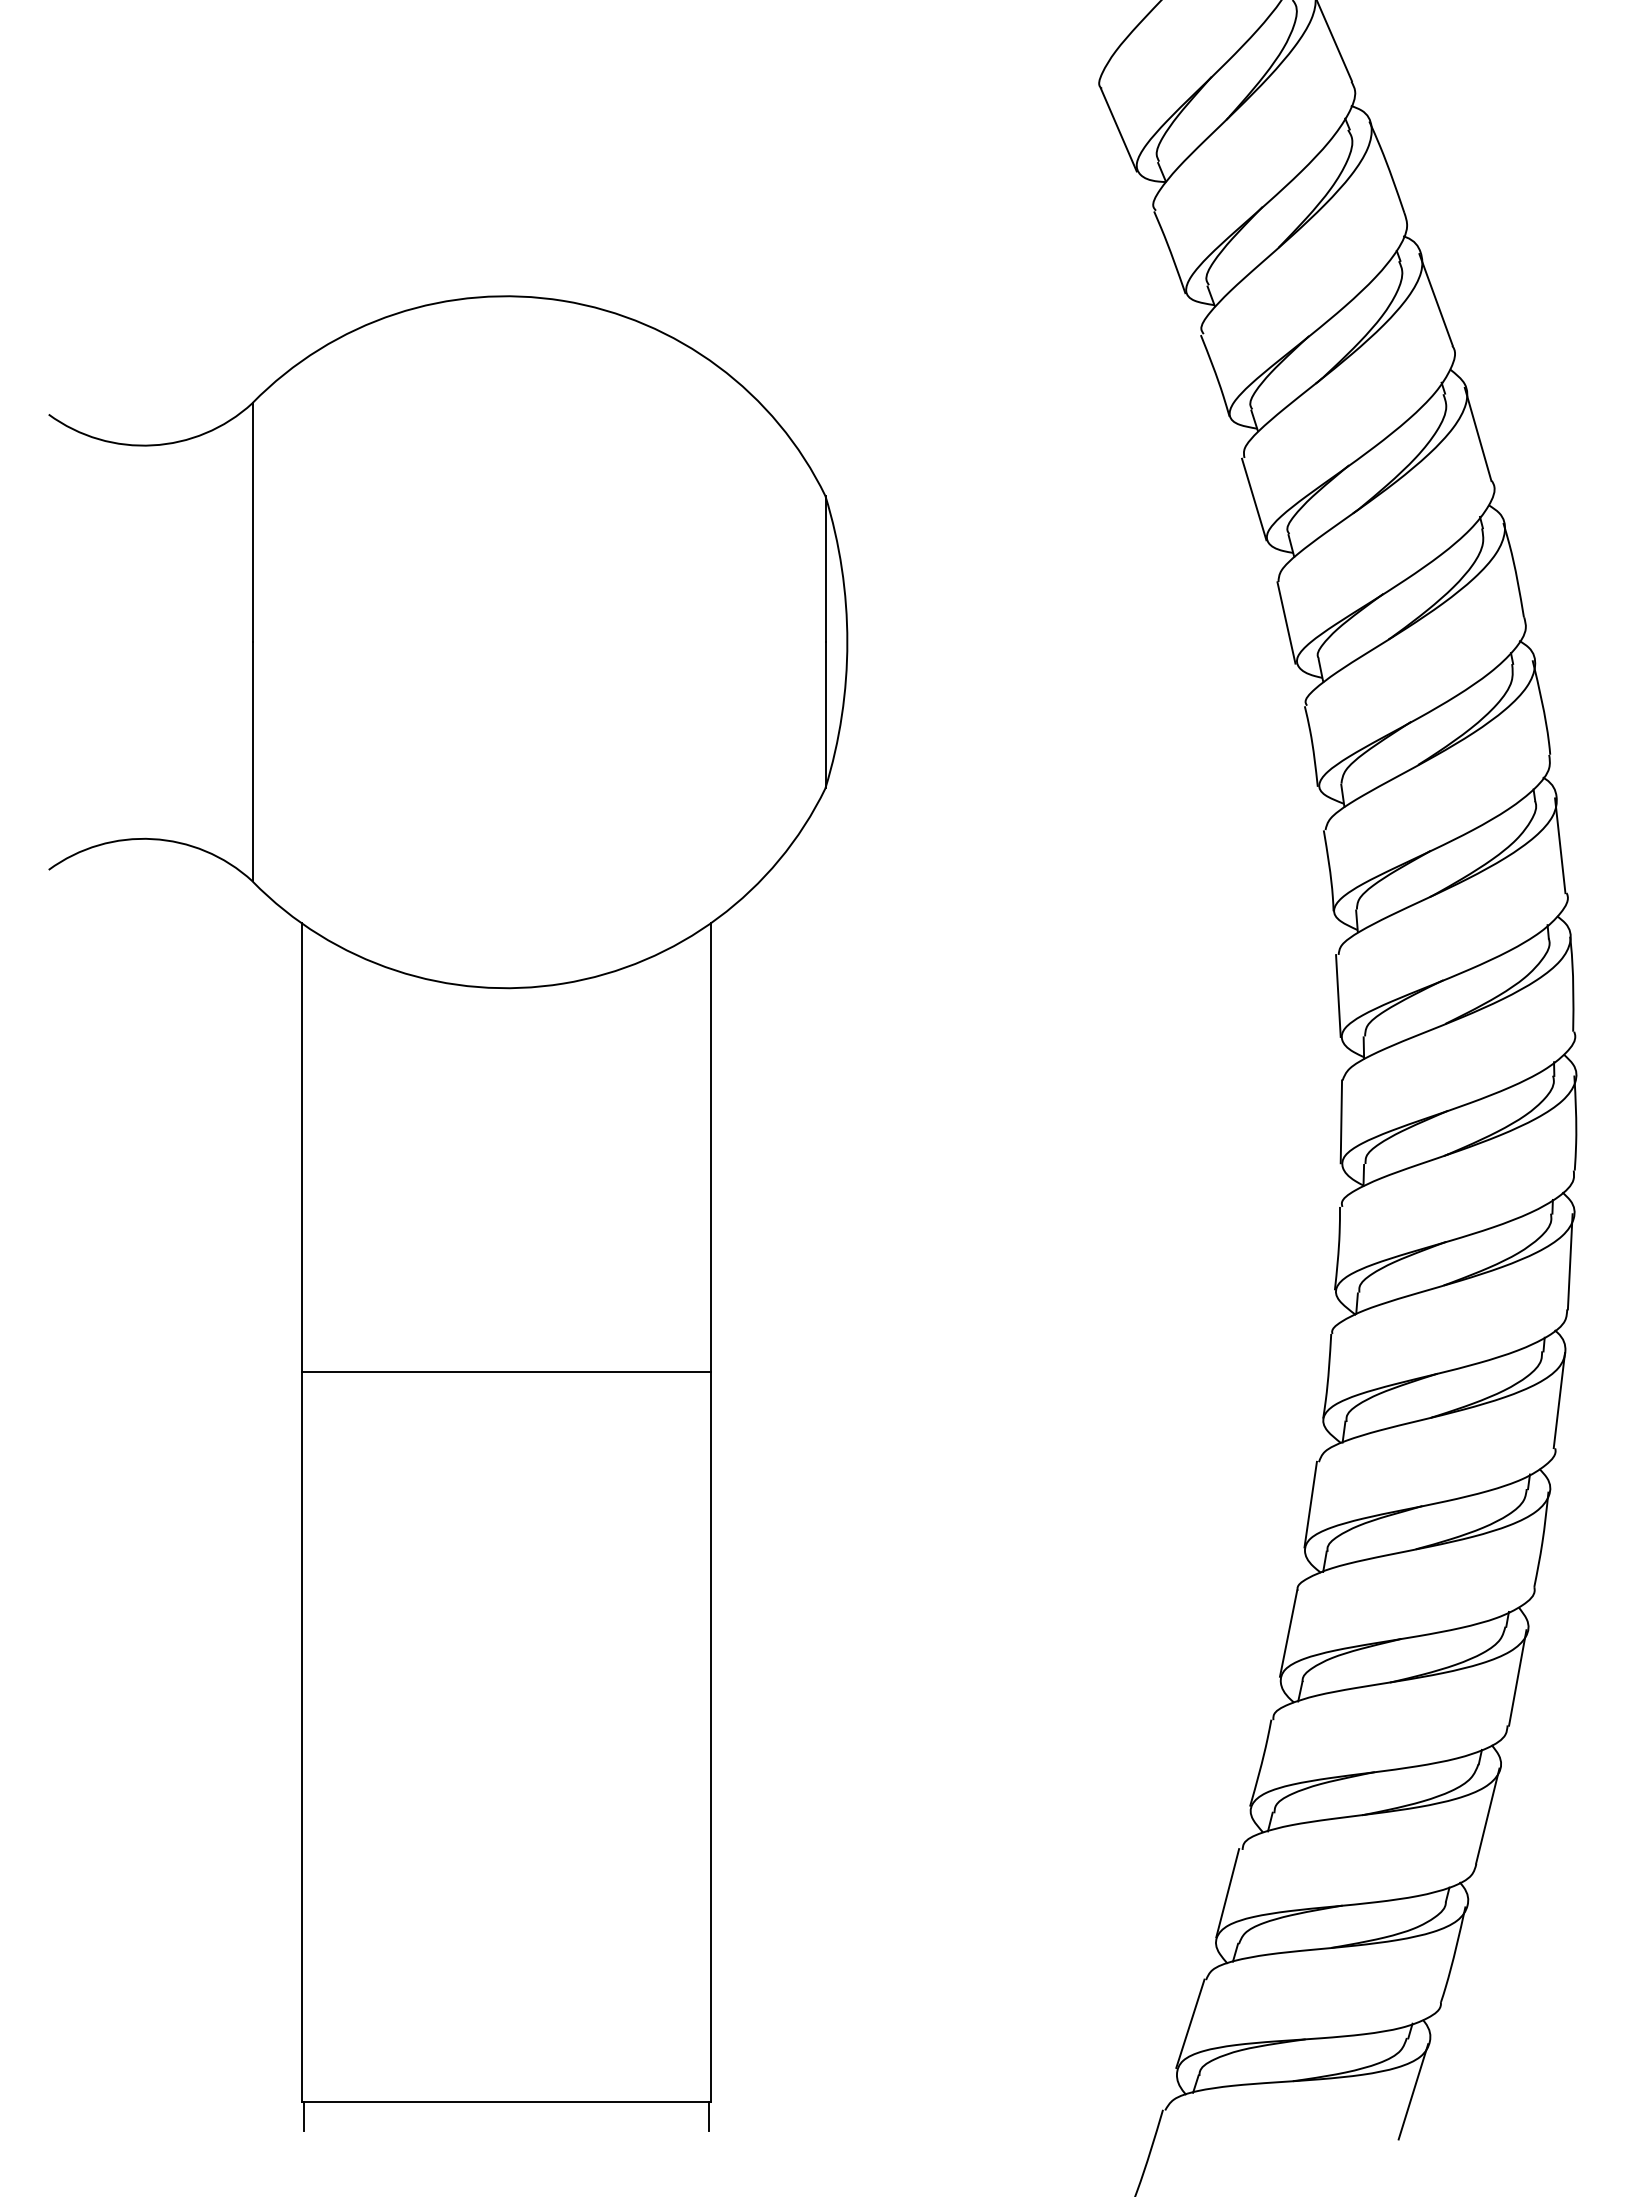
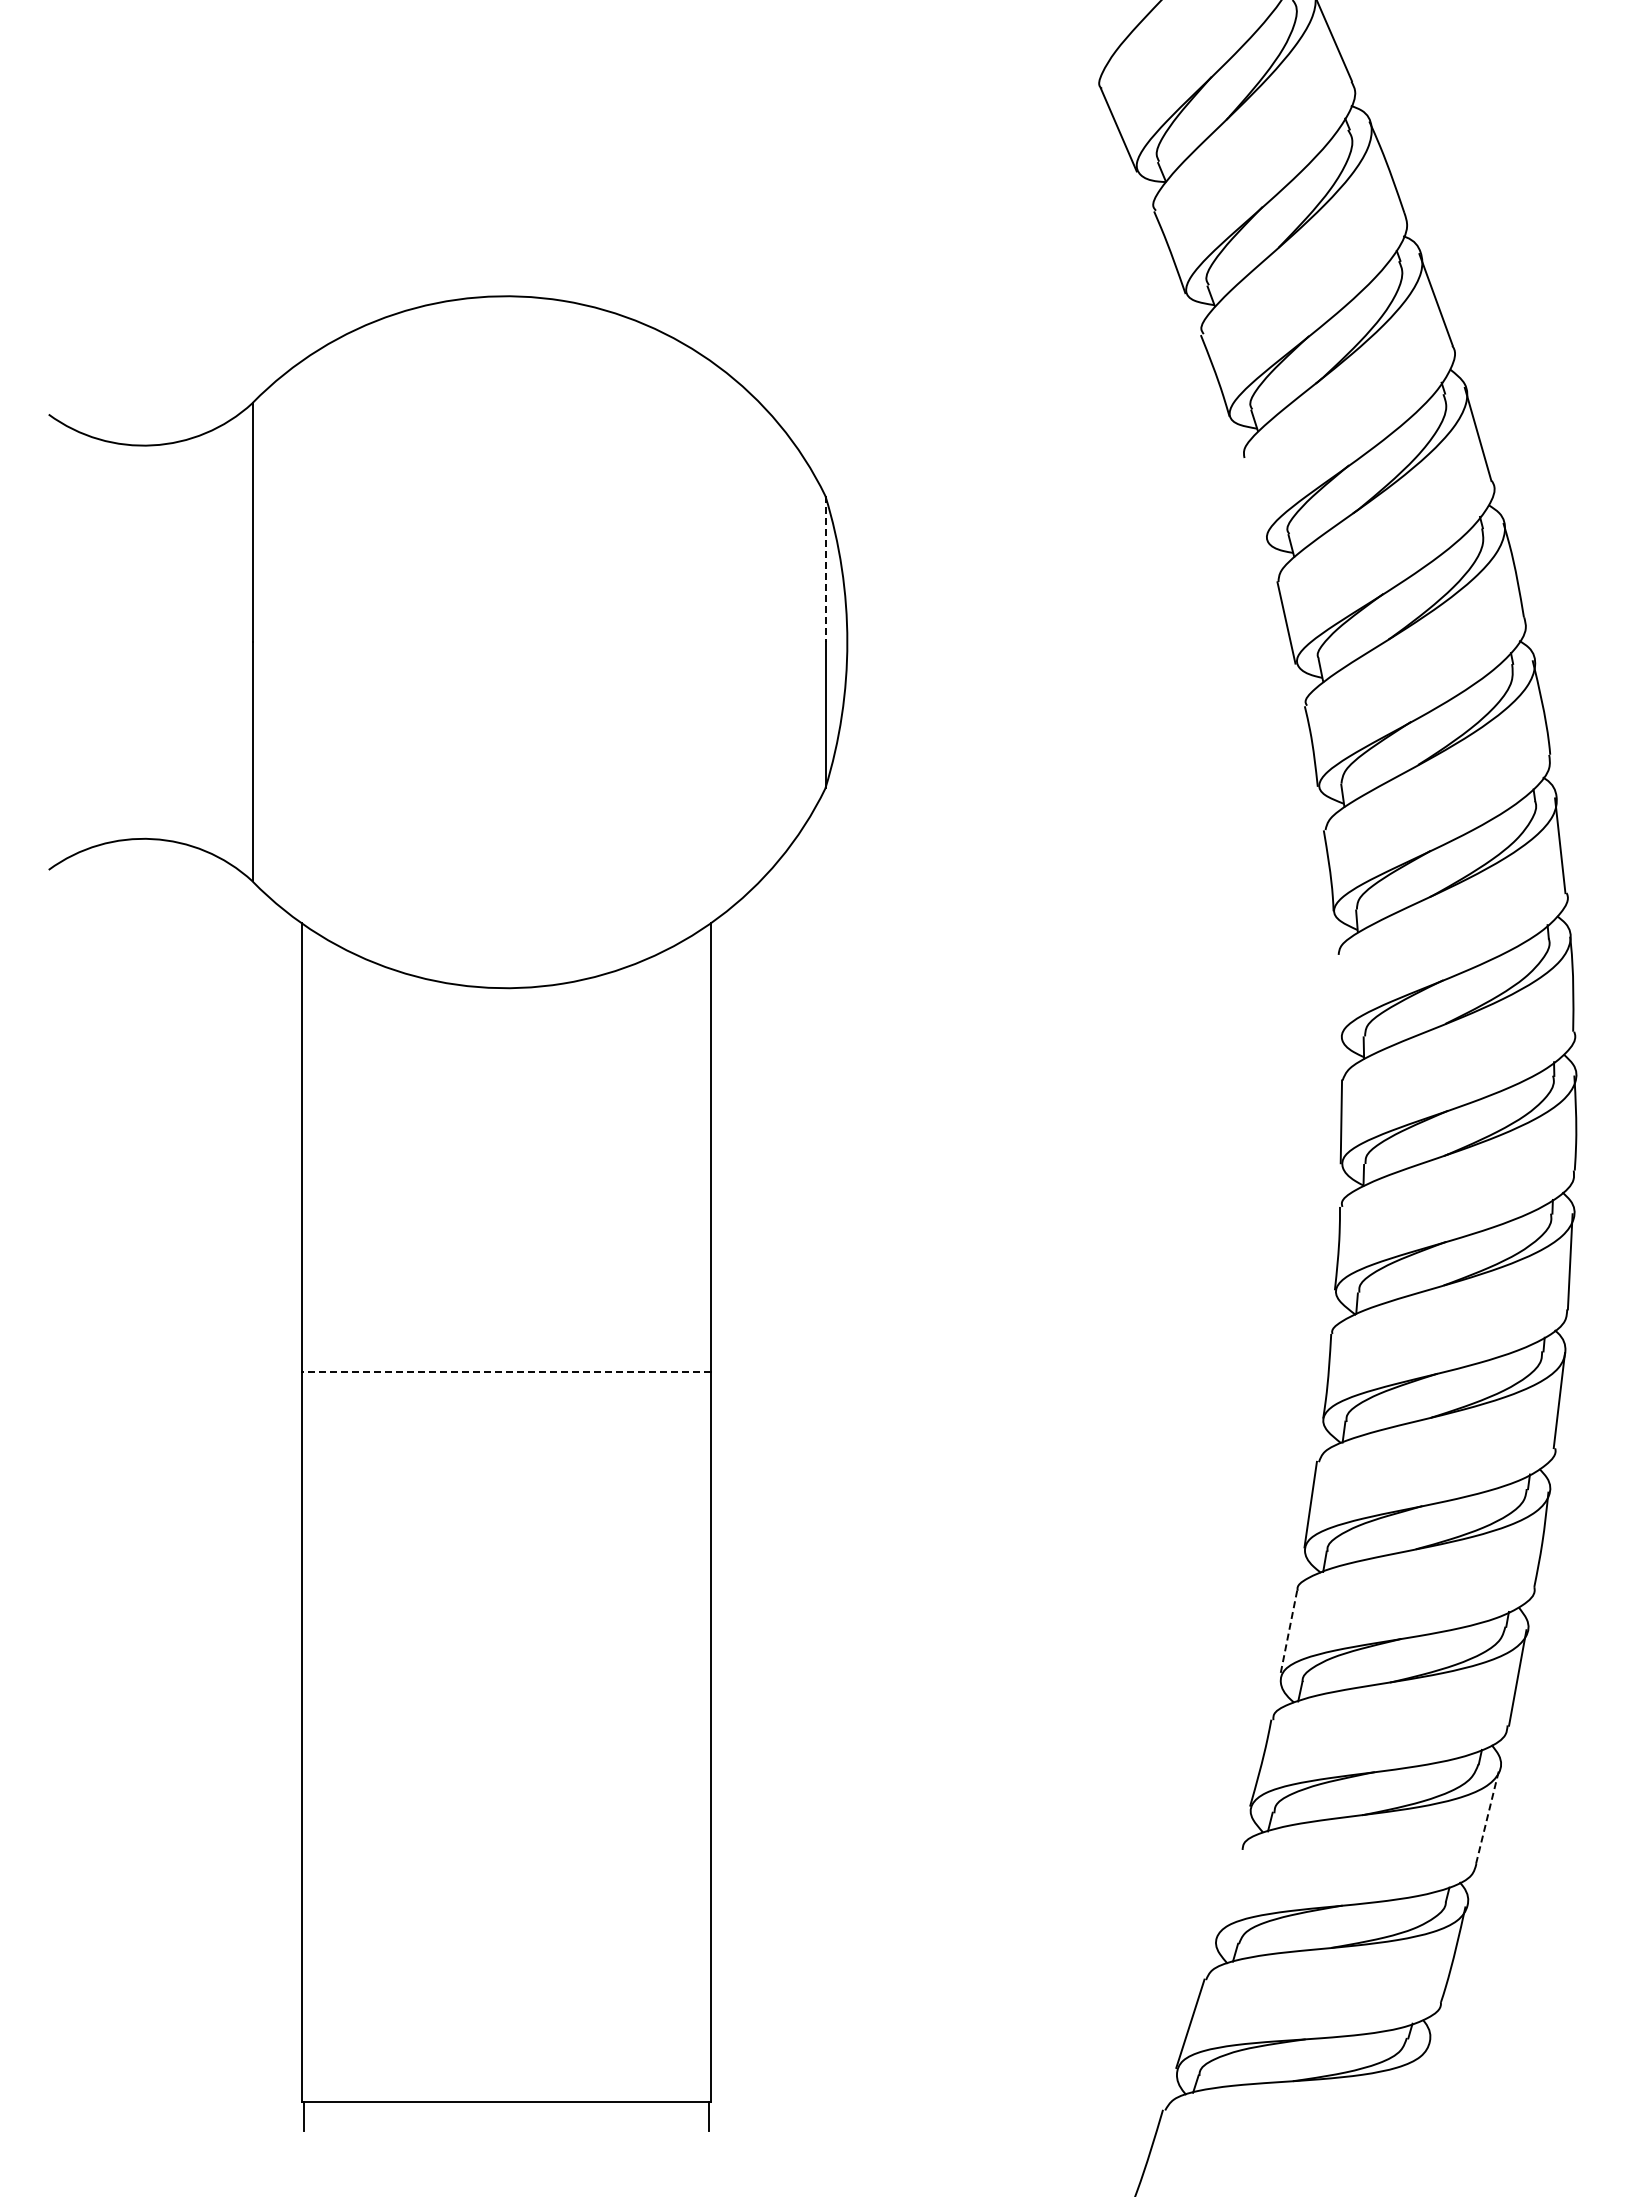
line: present -> none (1254, 499)
line: solid -> dashed (825, 569)
line: present -> none (1338, 995)
line: solid -> dashed (505, 1372)
line: solid -> dashed (1288, 1633)
line: solid -> dashed (1487, 1815)
line: present -> none (1227, 1893)
line: present -> none (1413, 2091)
